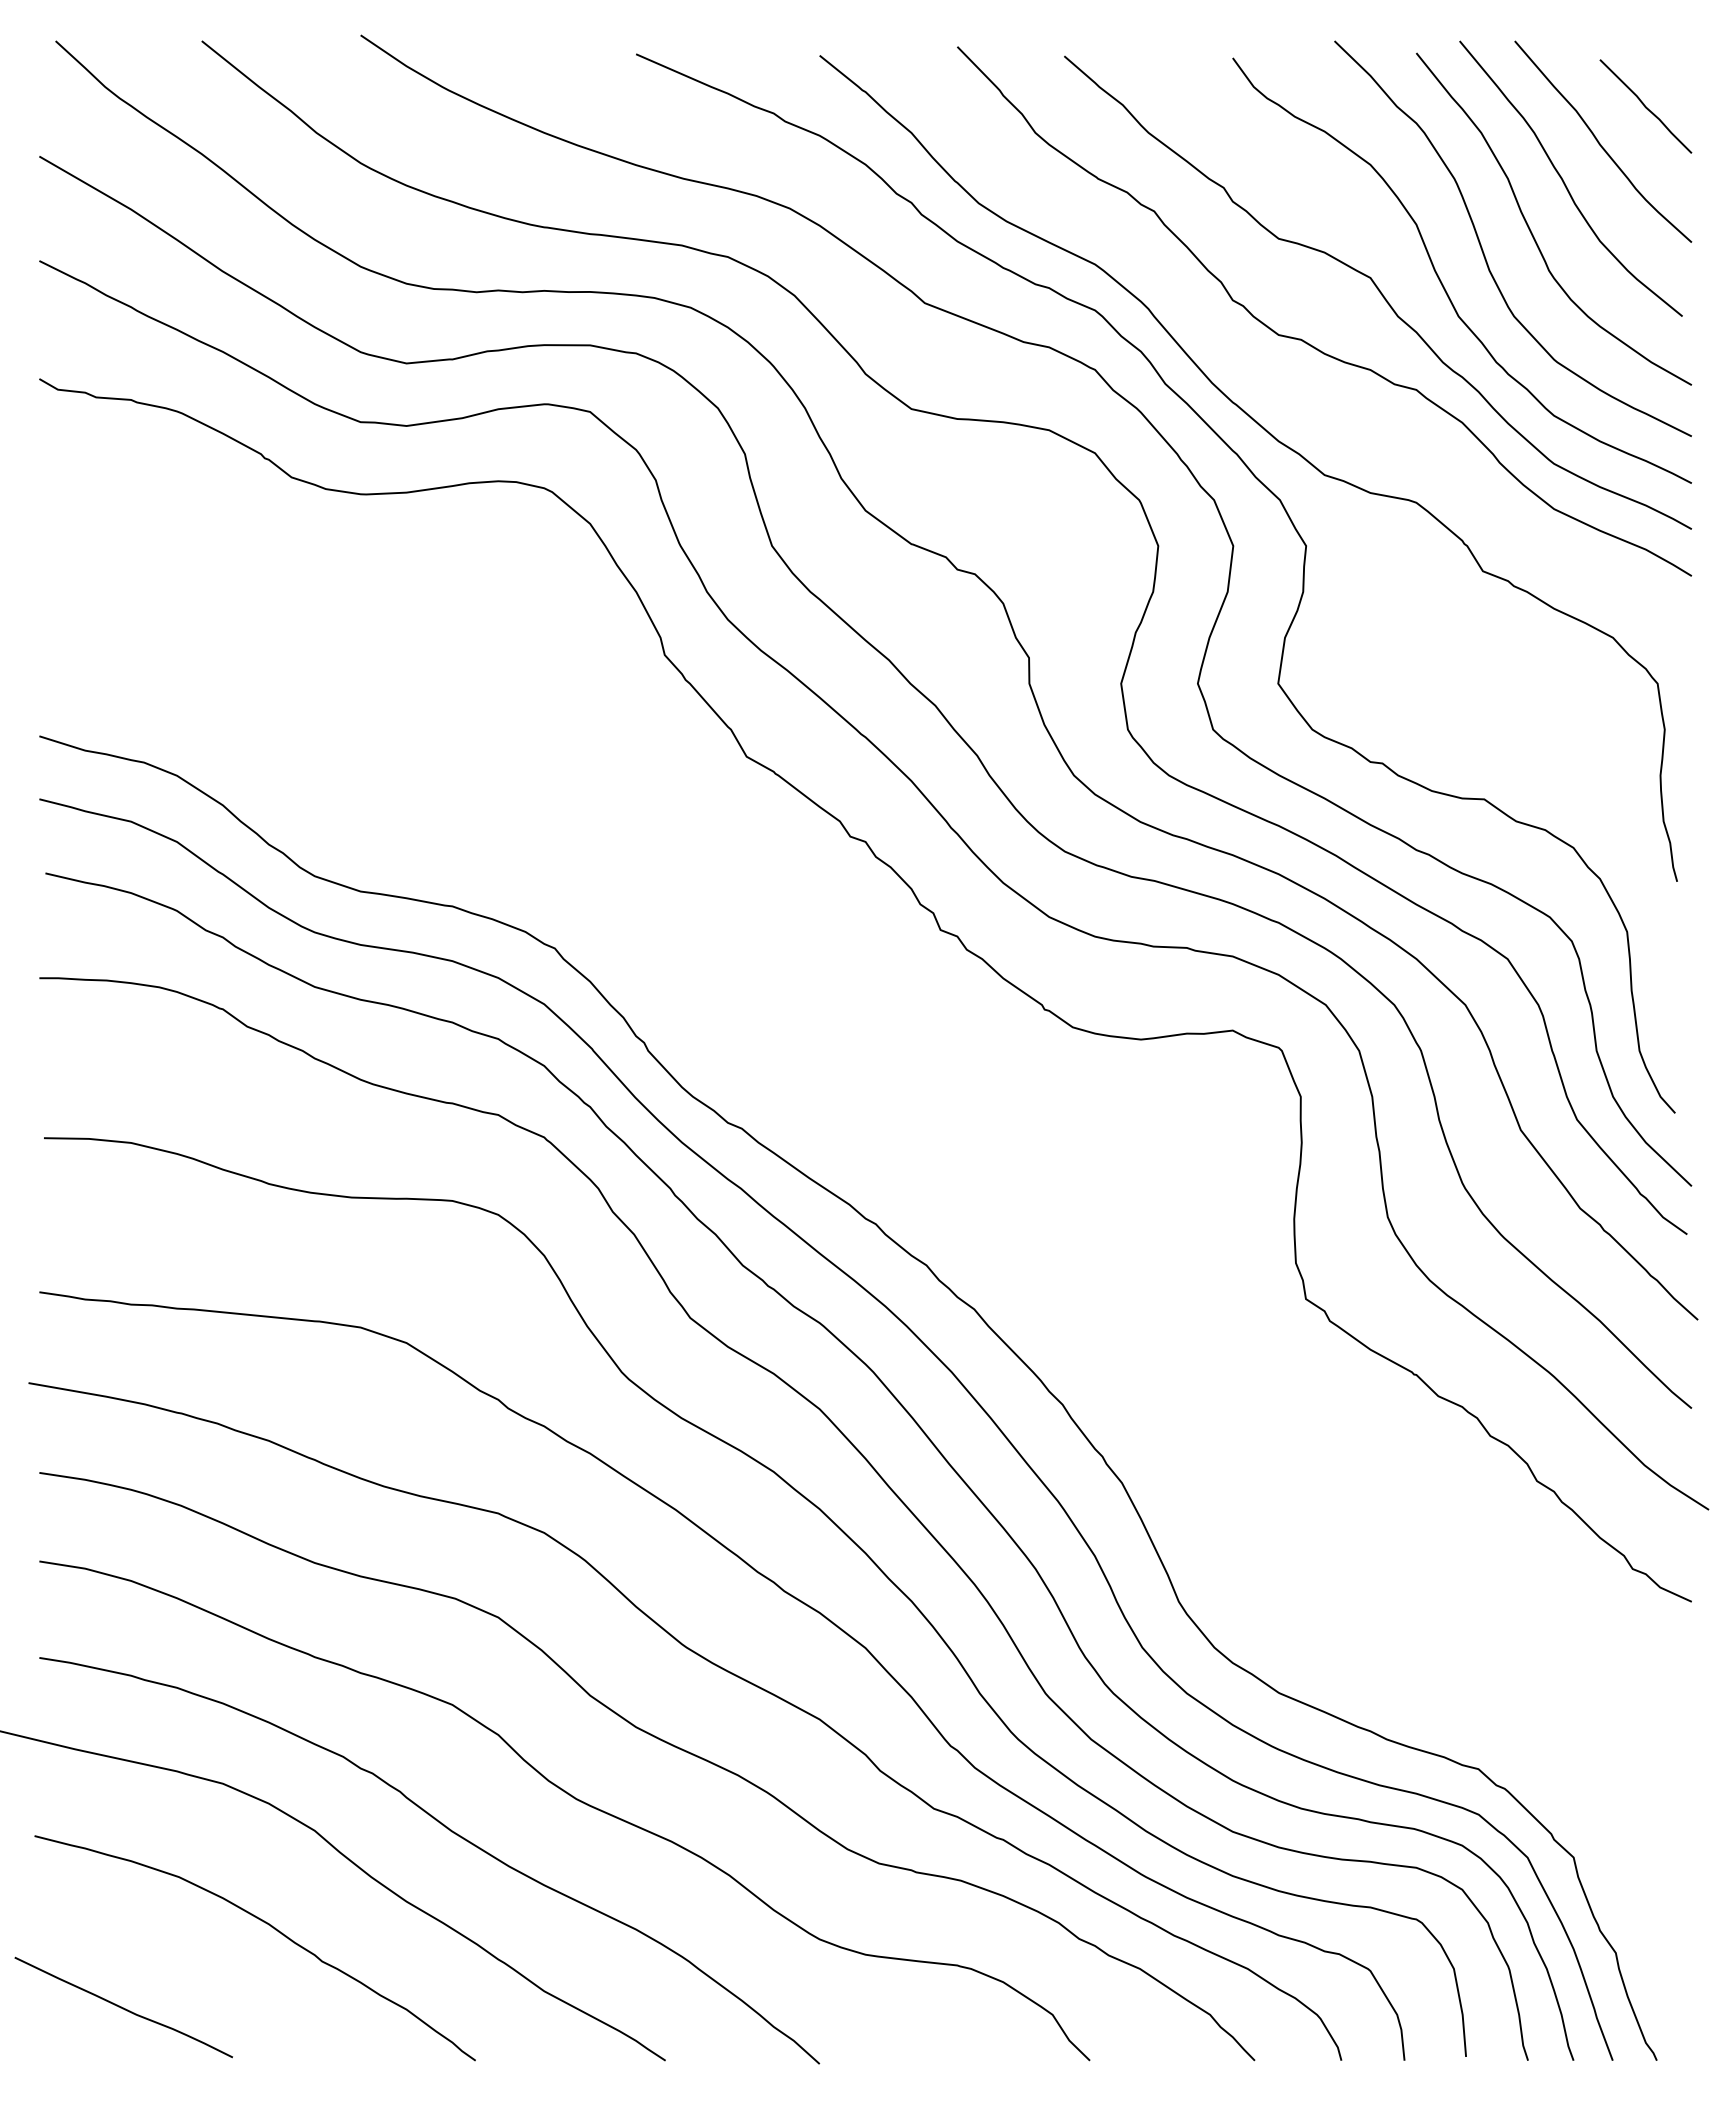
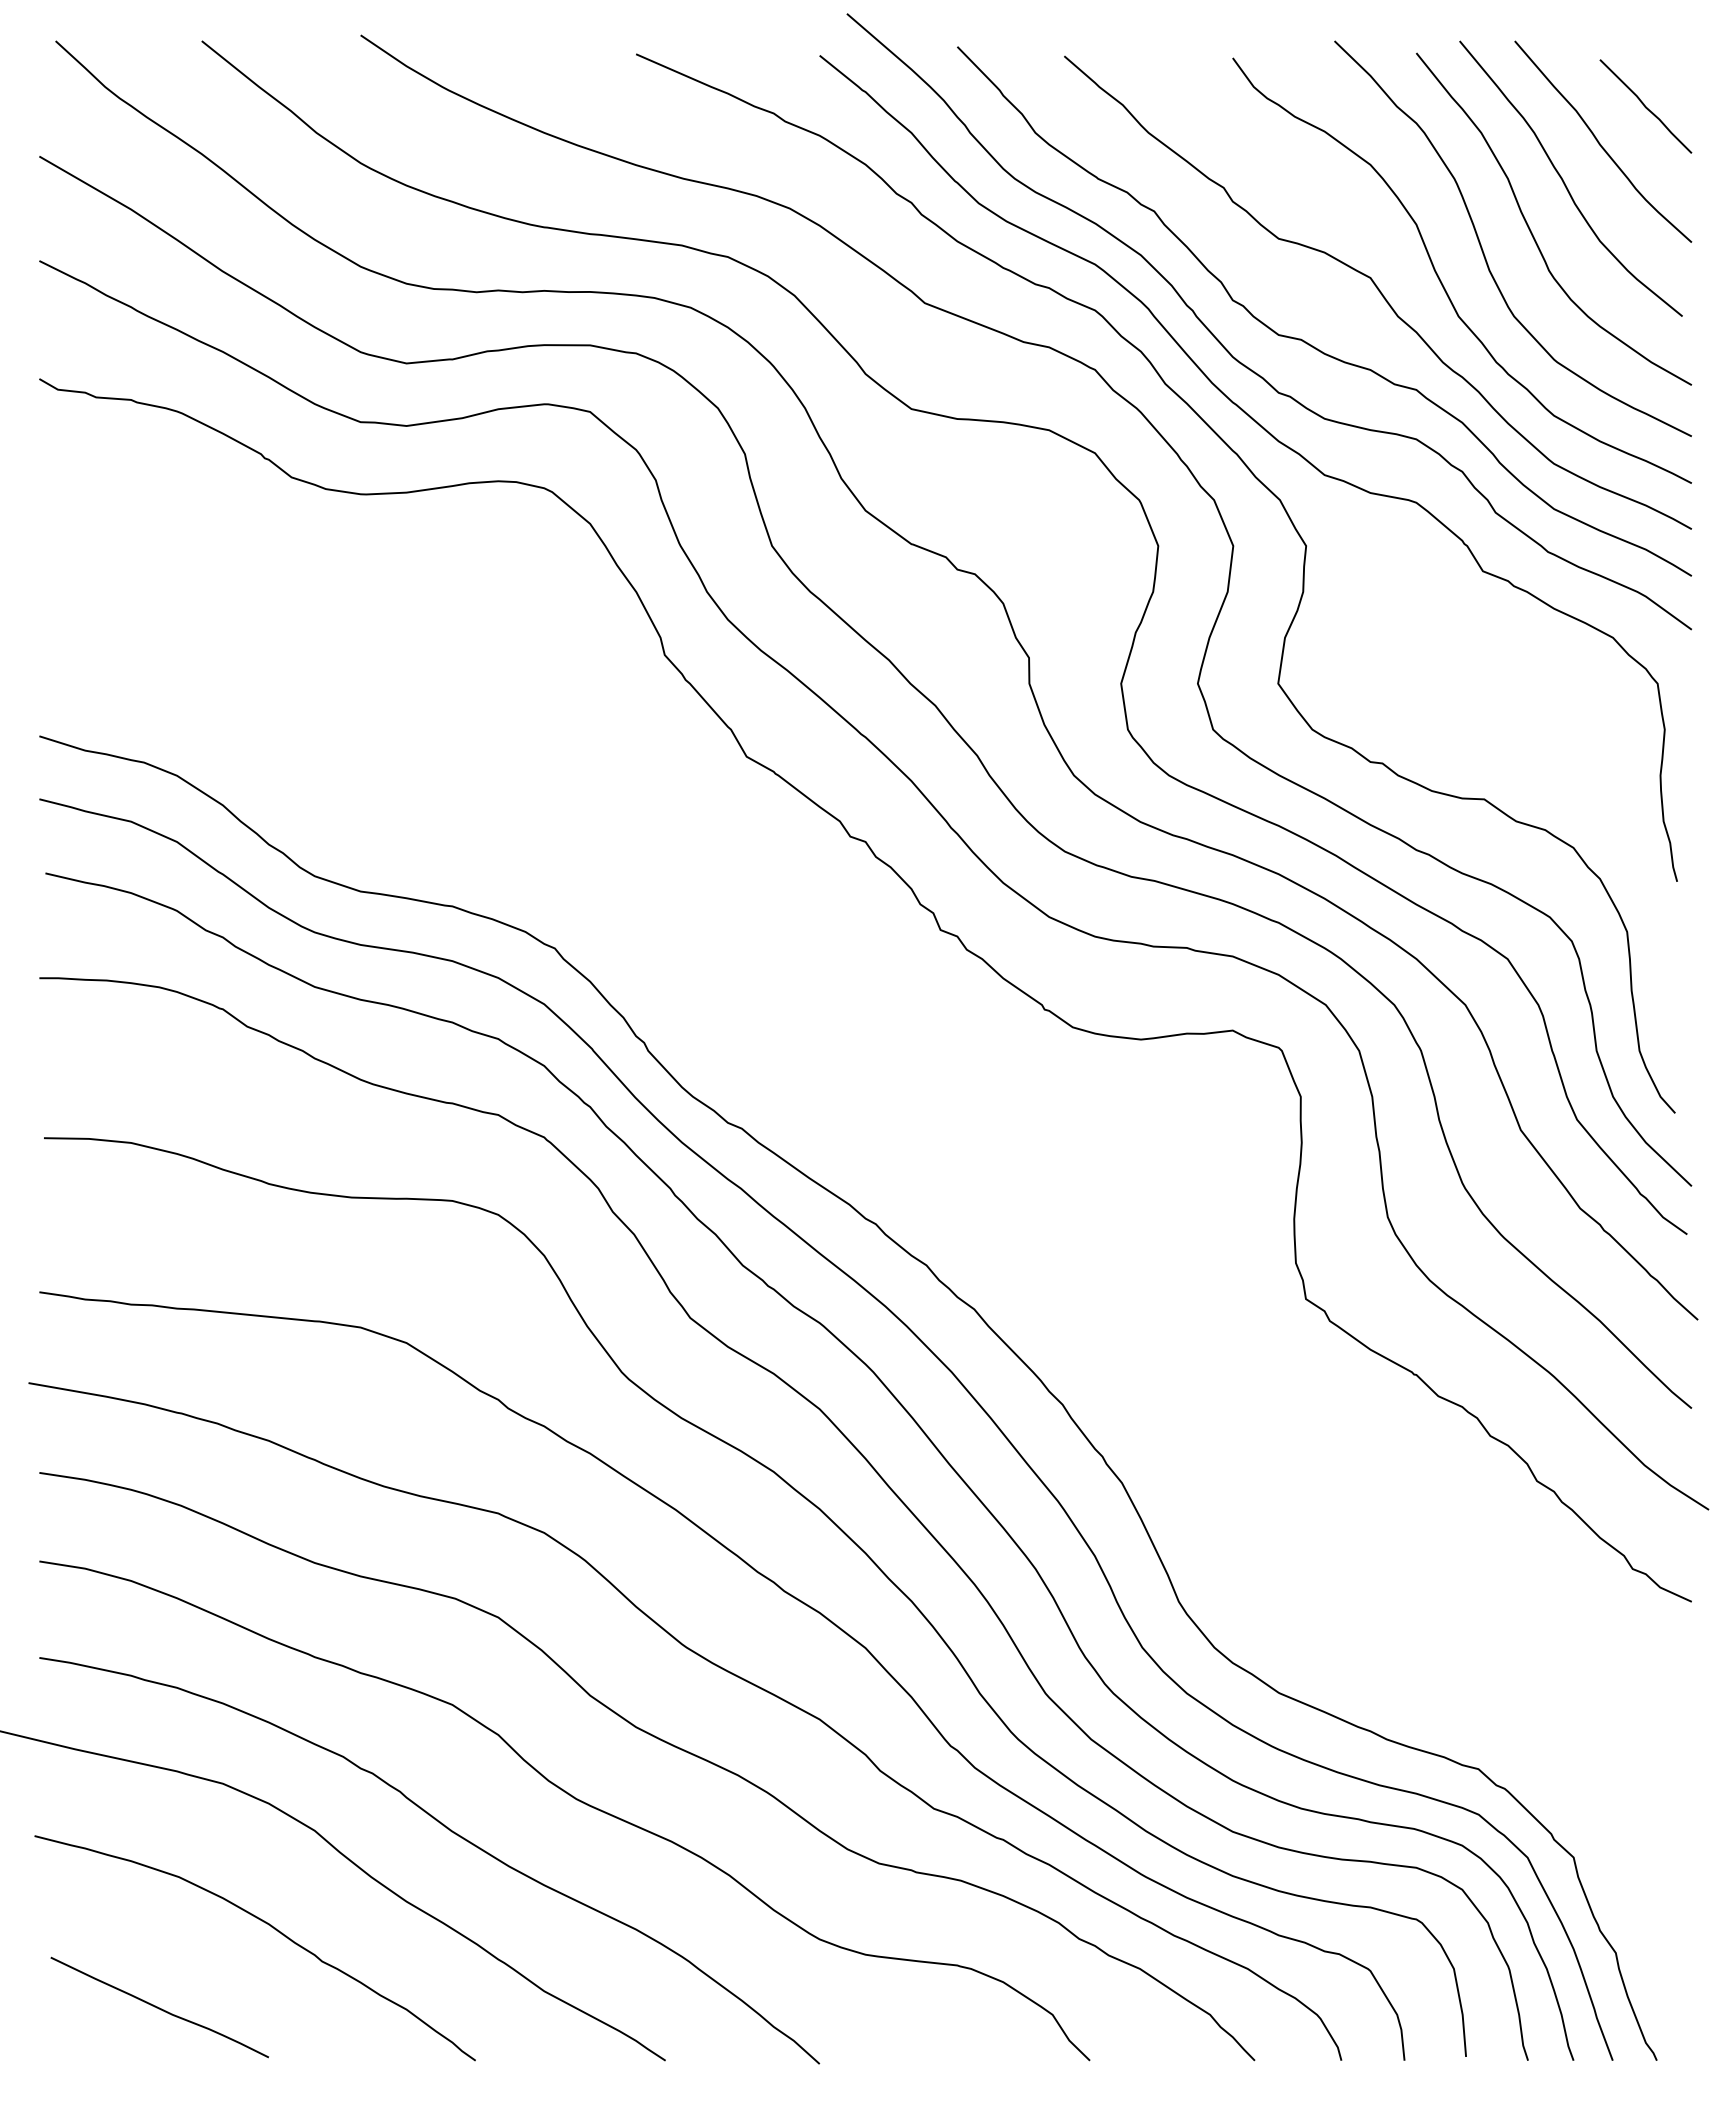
curve: none -> present (1240, 361)
curve position: (123, 2007) -> (159, 2007) (159, 2007)
